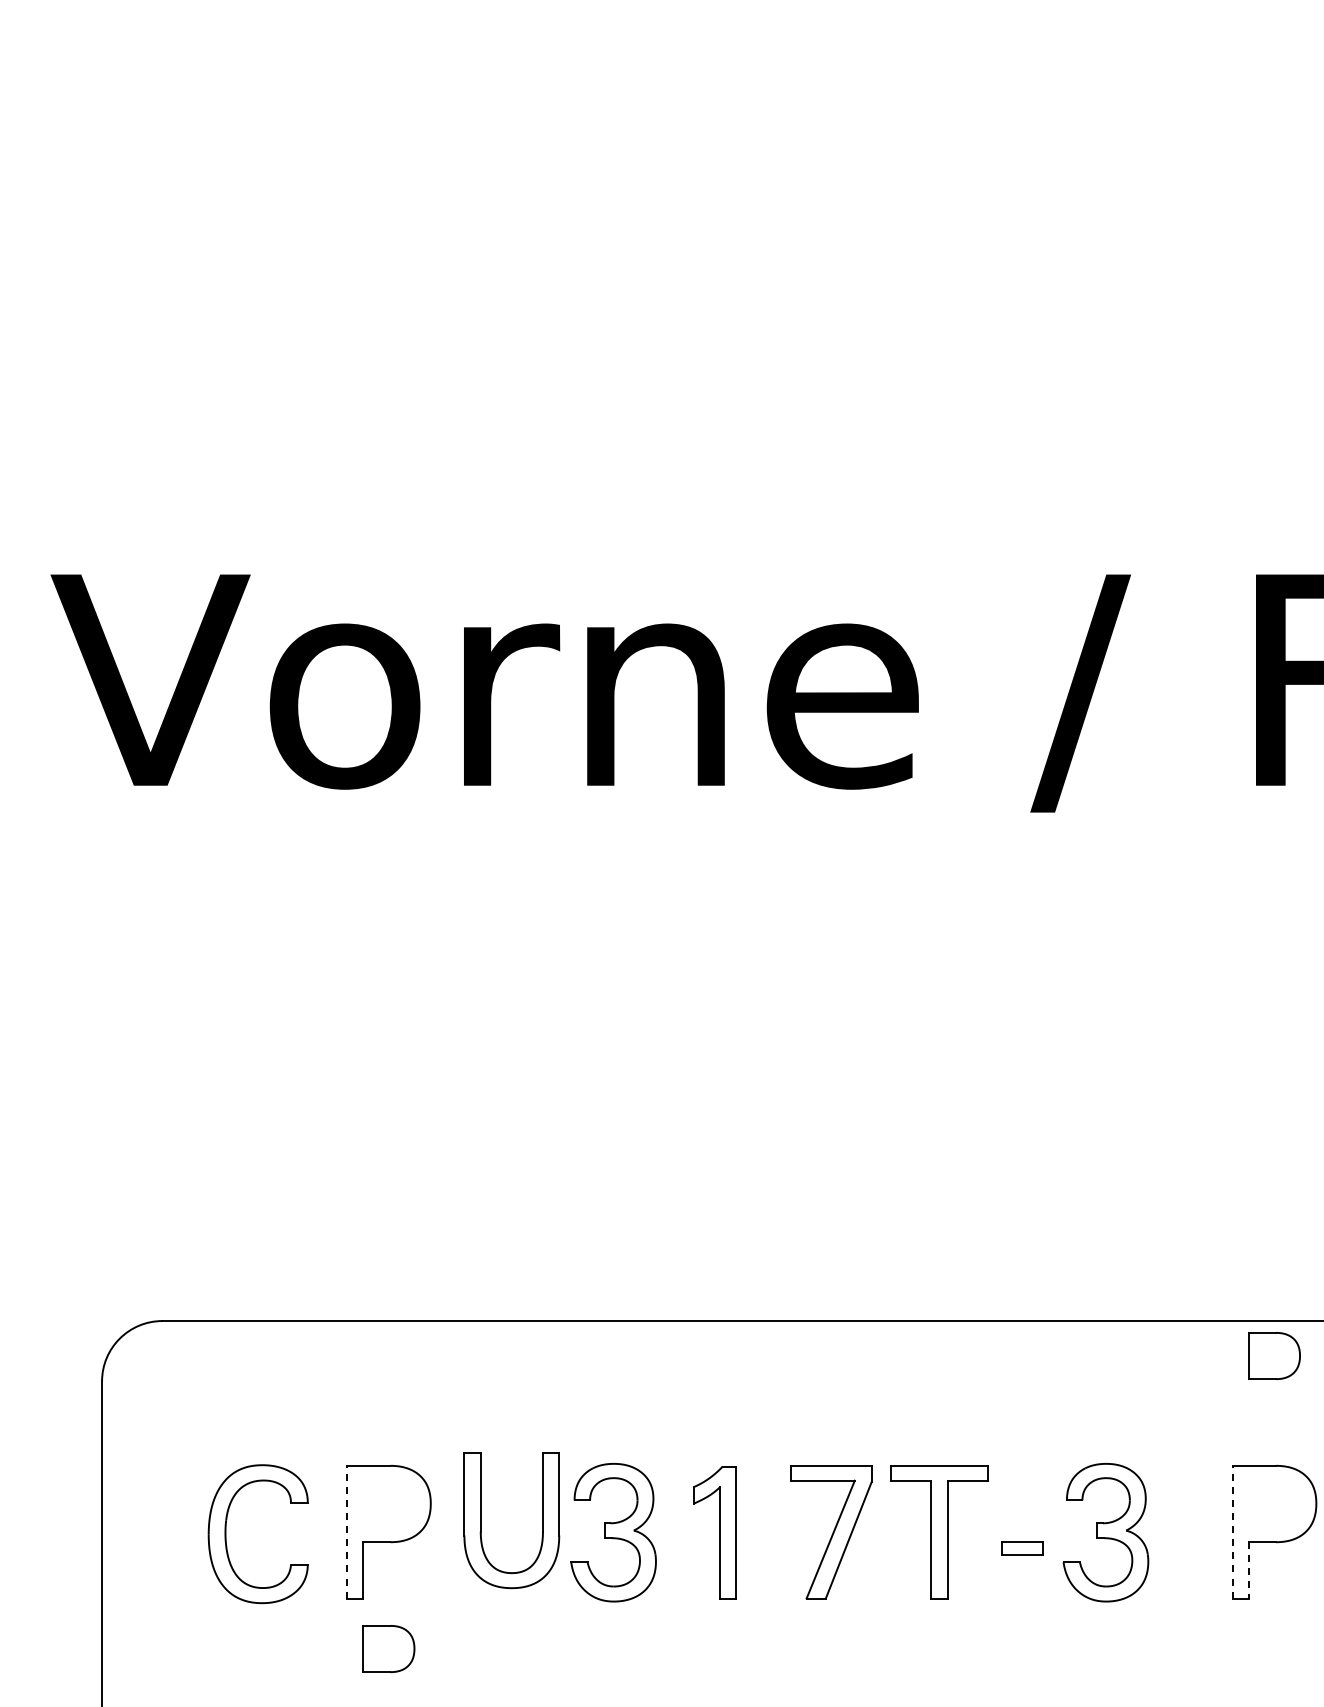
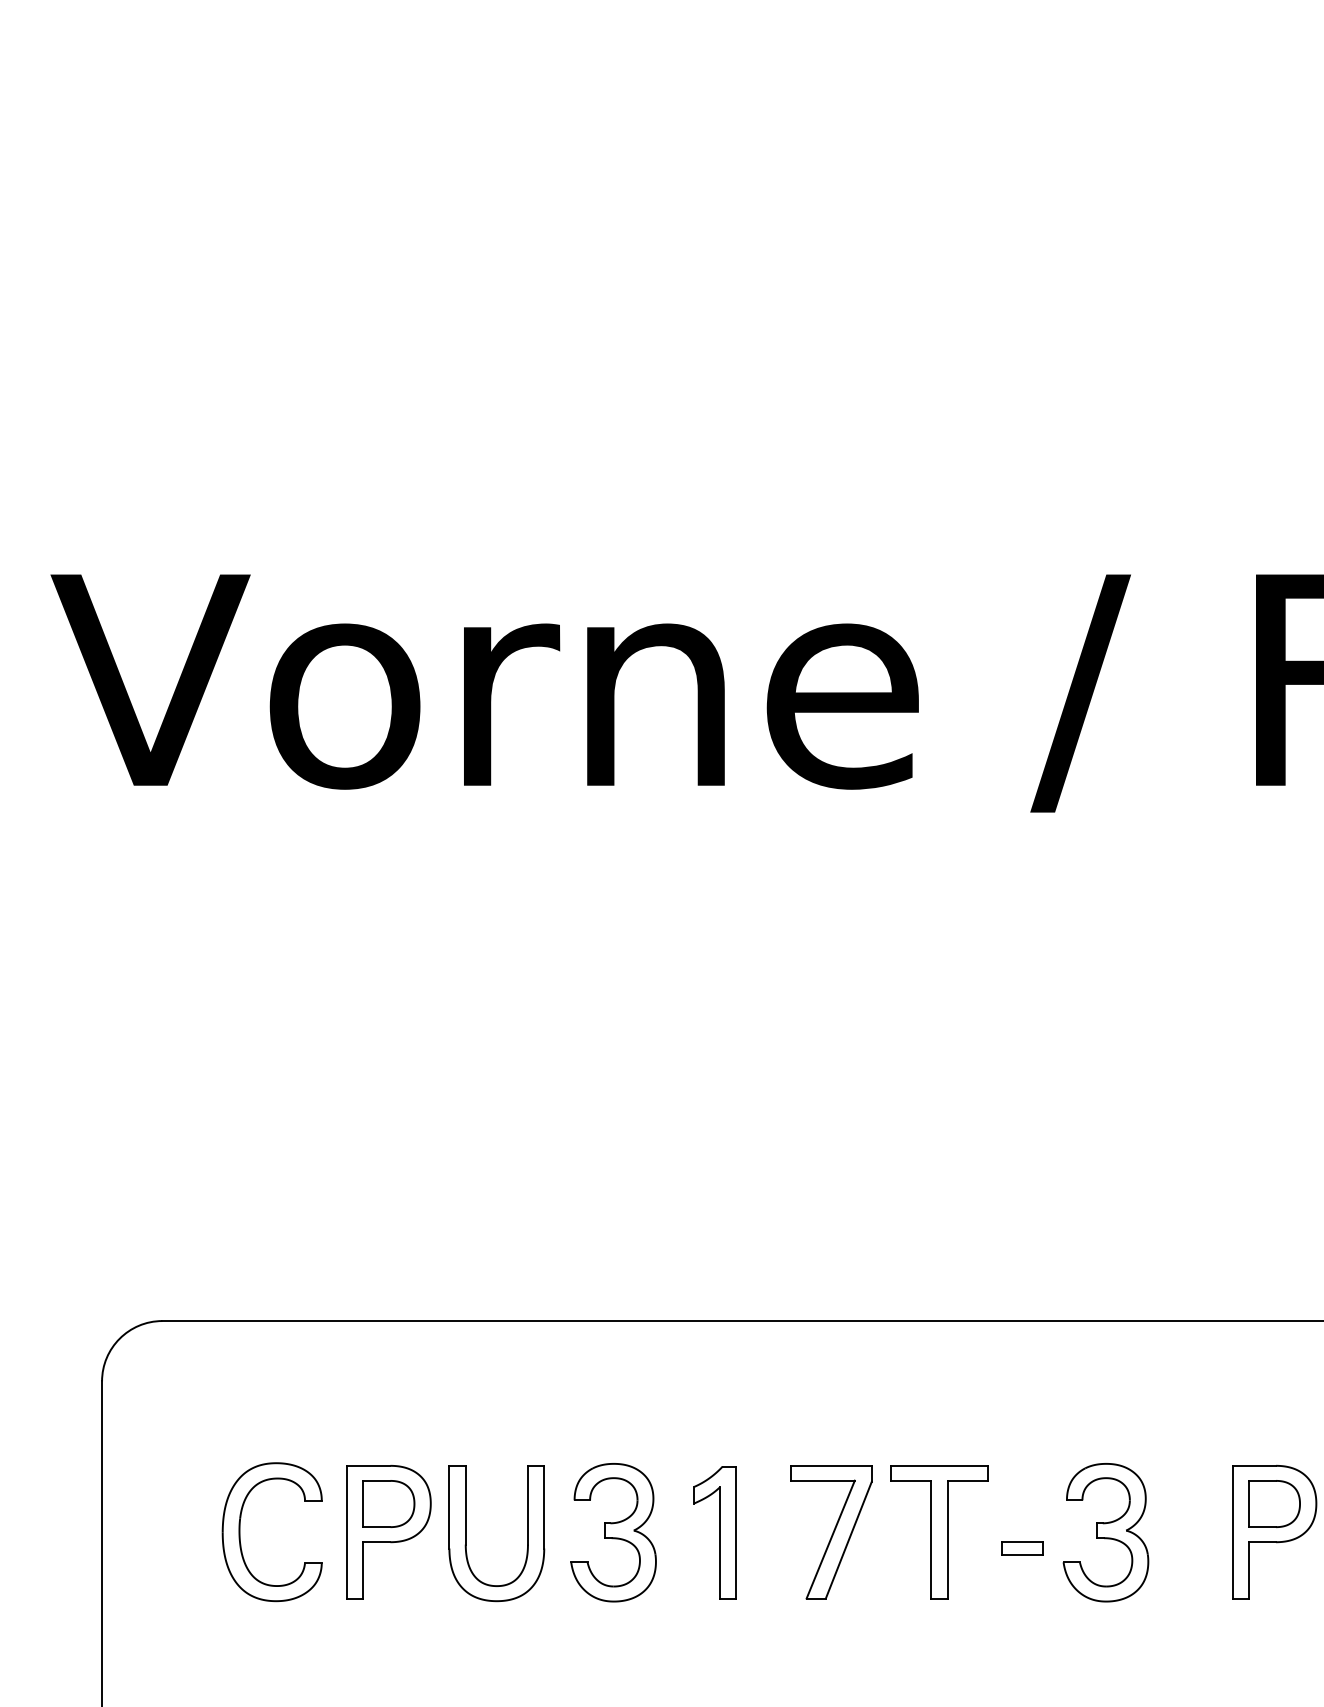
part position: (1274, 1355) -> (1274, 1503) (1274, 1503)
part position: (481, 1520) -> (466, 1533) (466, 1533)
line: dashed -> solid (346, 1531)
line: dashed -> solid (1232, 1531)
part position: (226, 1534) -> (240, 1532) (240, 1532)
line: dashed -> solid (1248, 1570)
part position: (388, 1648) -> (388, 1503) (388, 1503)
